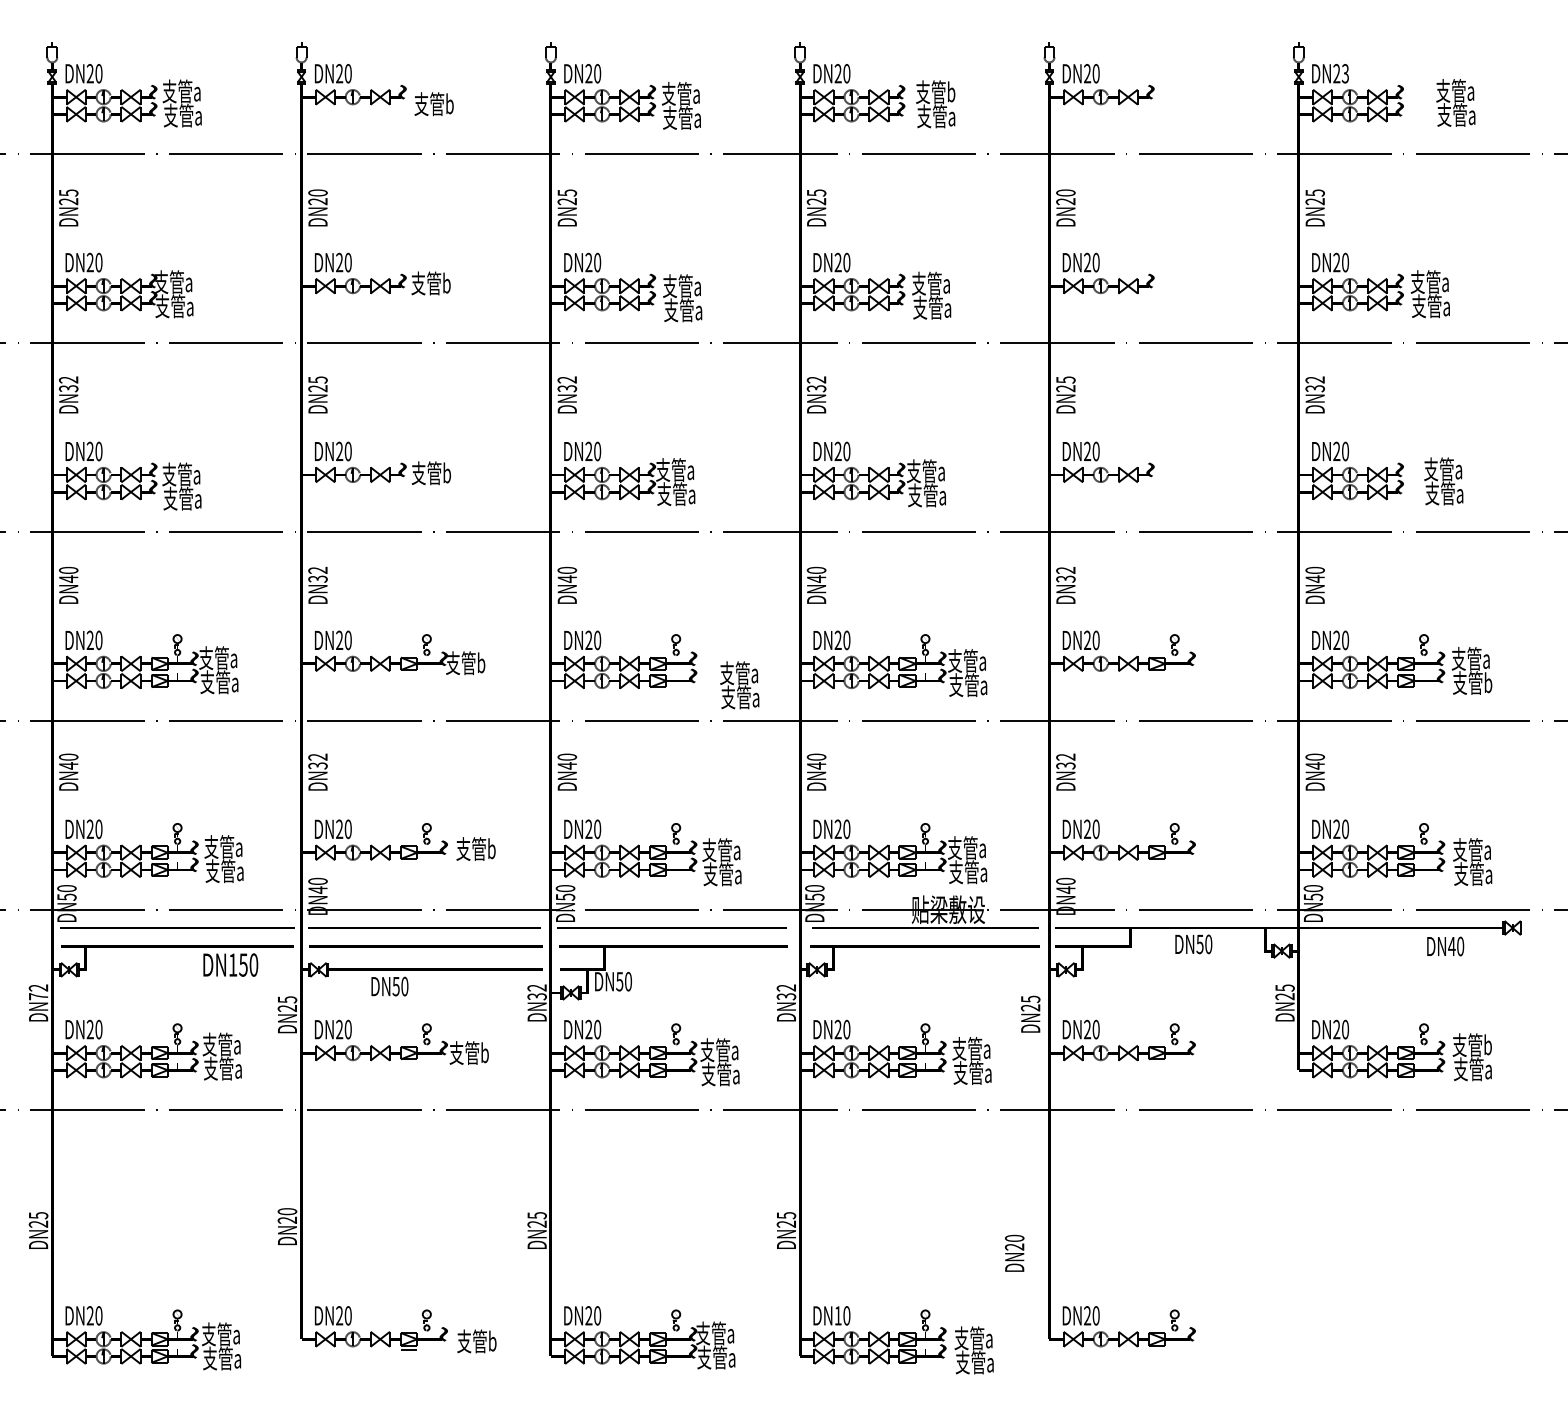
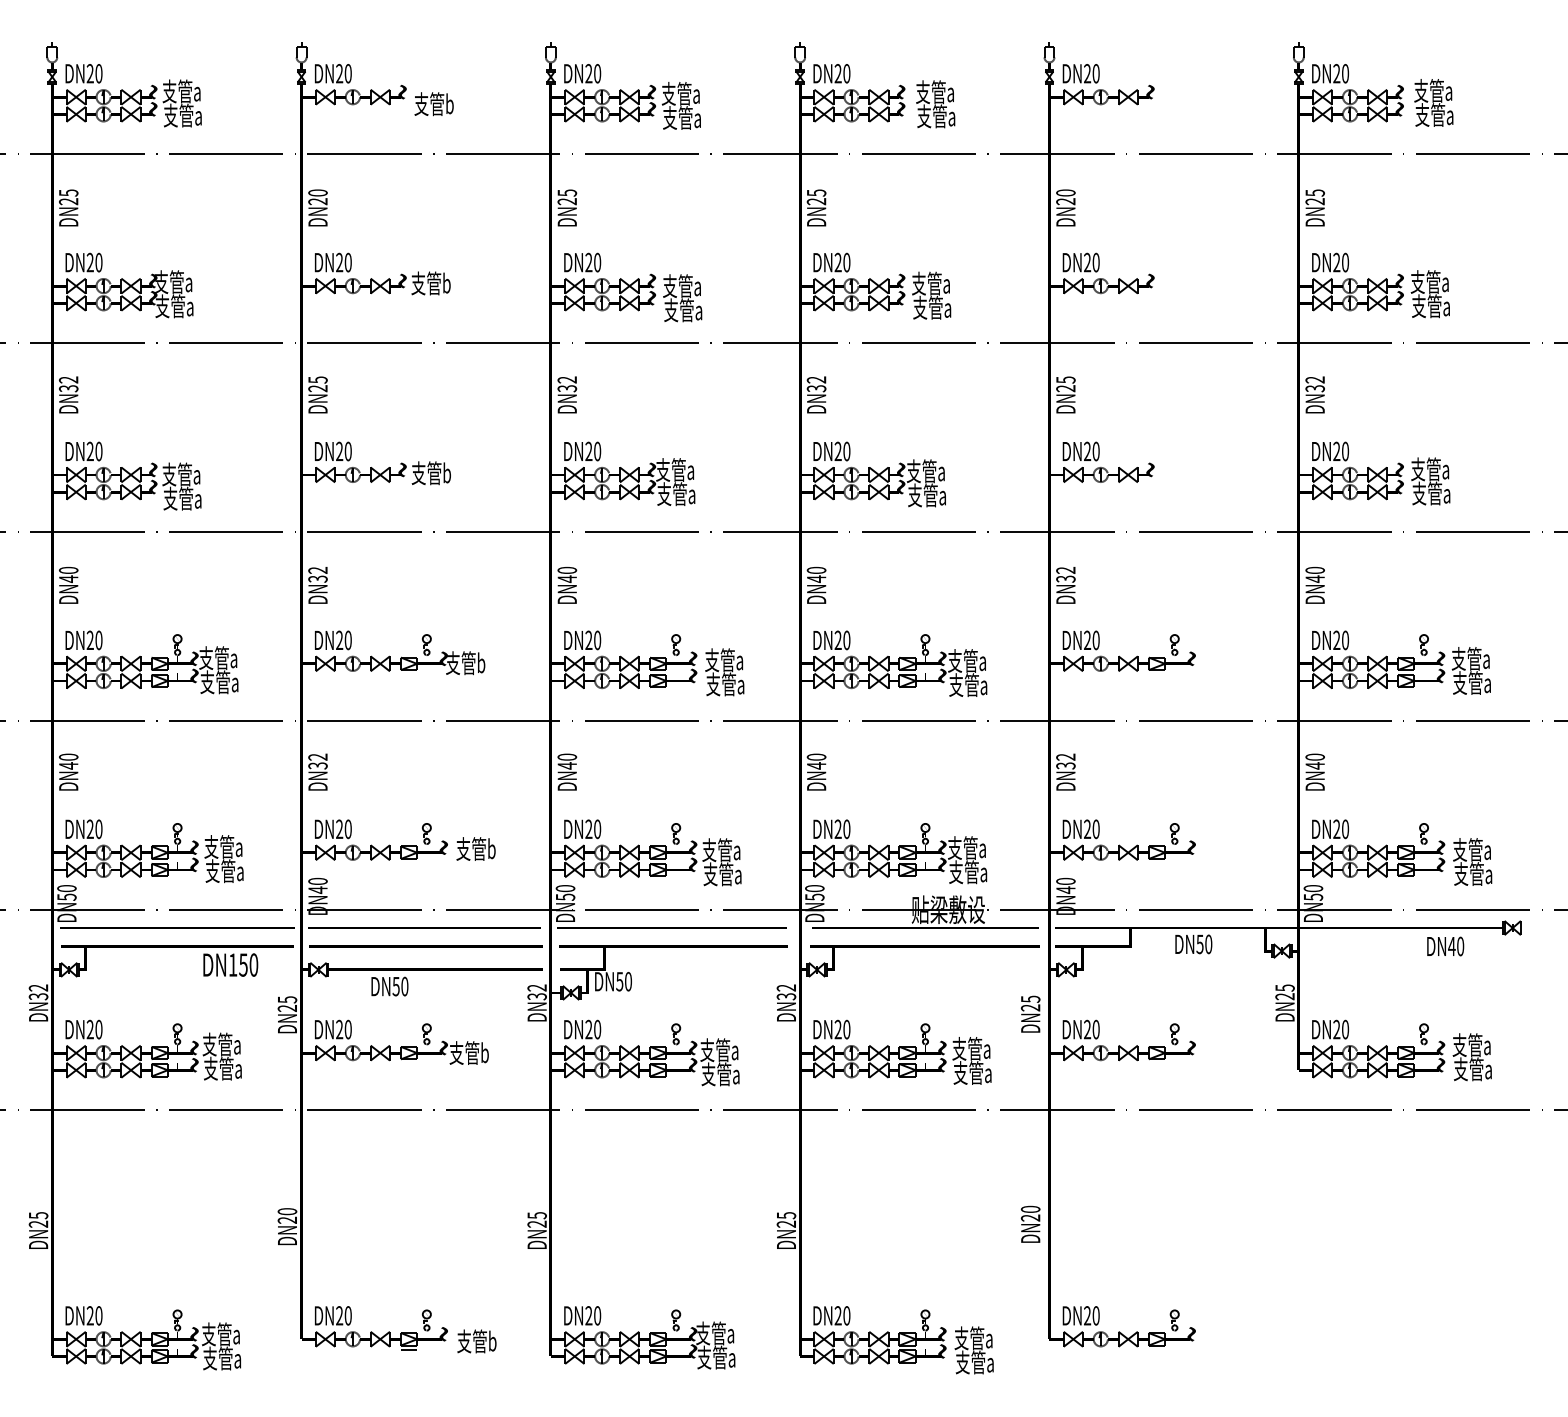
text: DN23 -> DN20 (1345, 73)
text: 支管b -> 支管a (951, 91)
text position: (1455, 102) -> (1433, 102) (1433, 102)
text position: (1443, 481) -> (1430, 481) (1430, 481)
text: 支管b -> 支管a (1488, 682)
text position: (739, 685) -> (724, 672) (724, 672)
text: DN72 -> DN32 (38, 996)
text: 支管b -> 支管a (1487, 1044)
text position: (1014, 1252) -> (1030, 1223) (1030, 1223)
text: DN10 -> DN20 (837, 1315)
